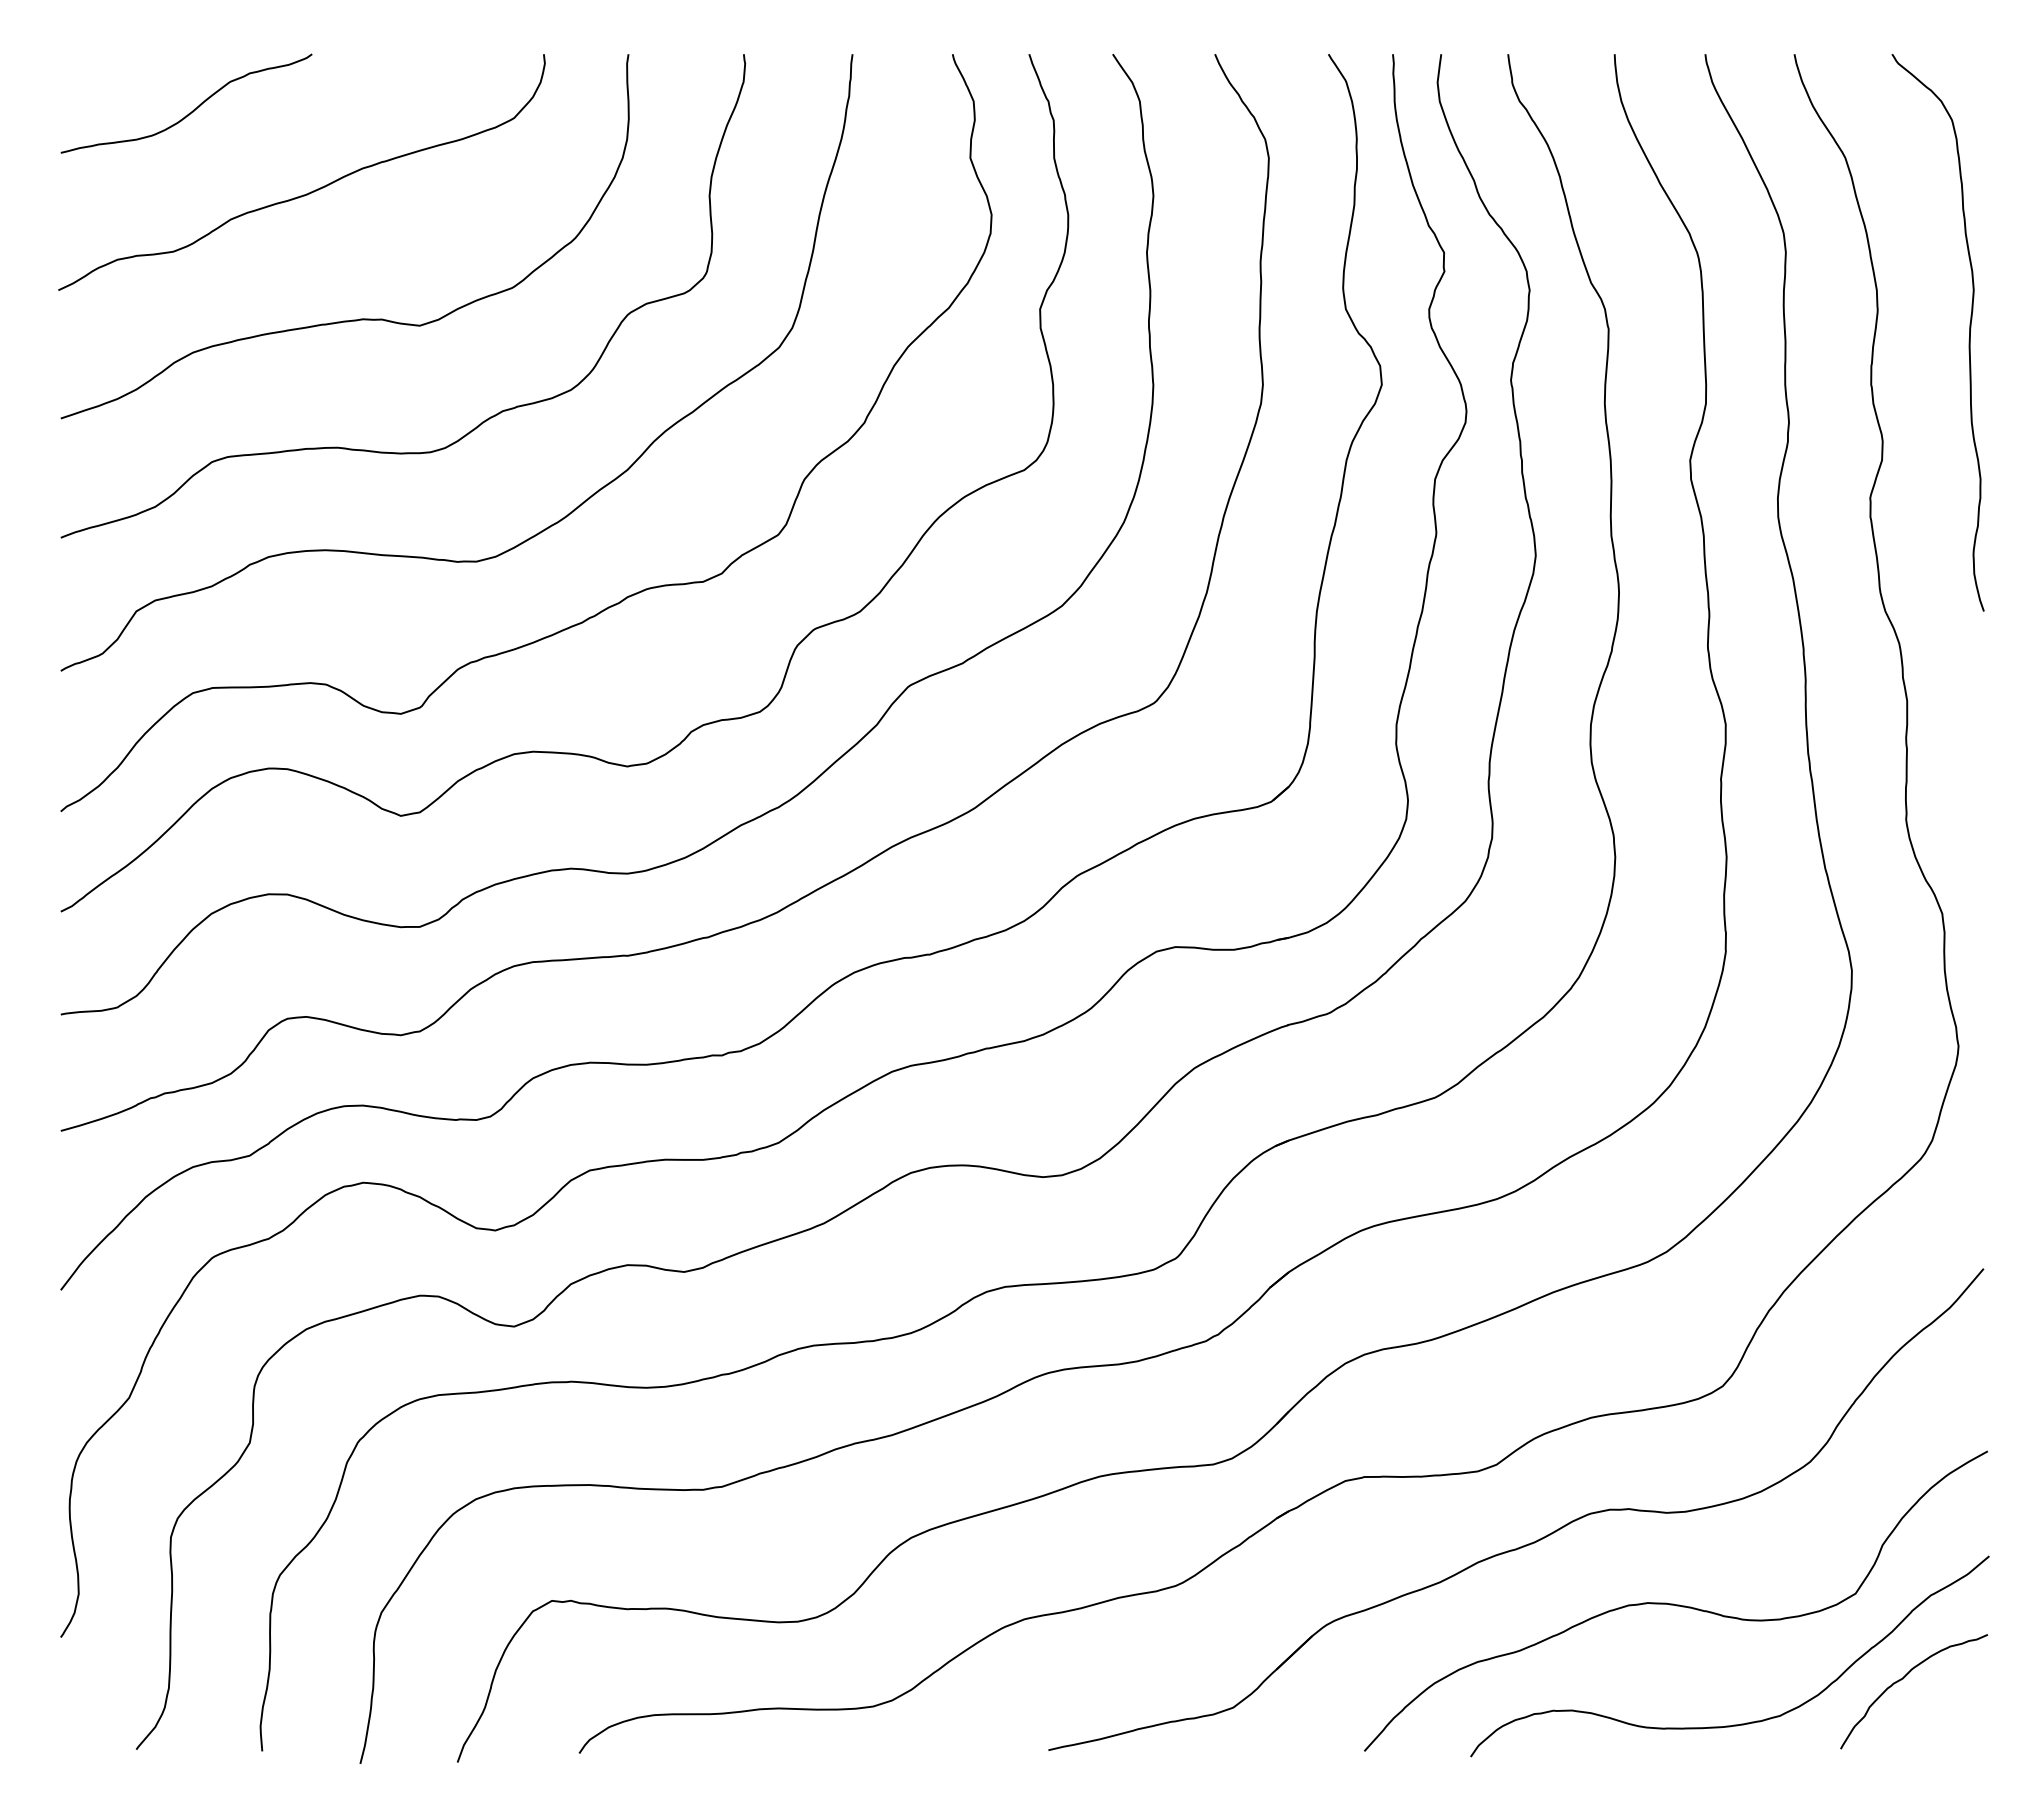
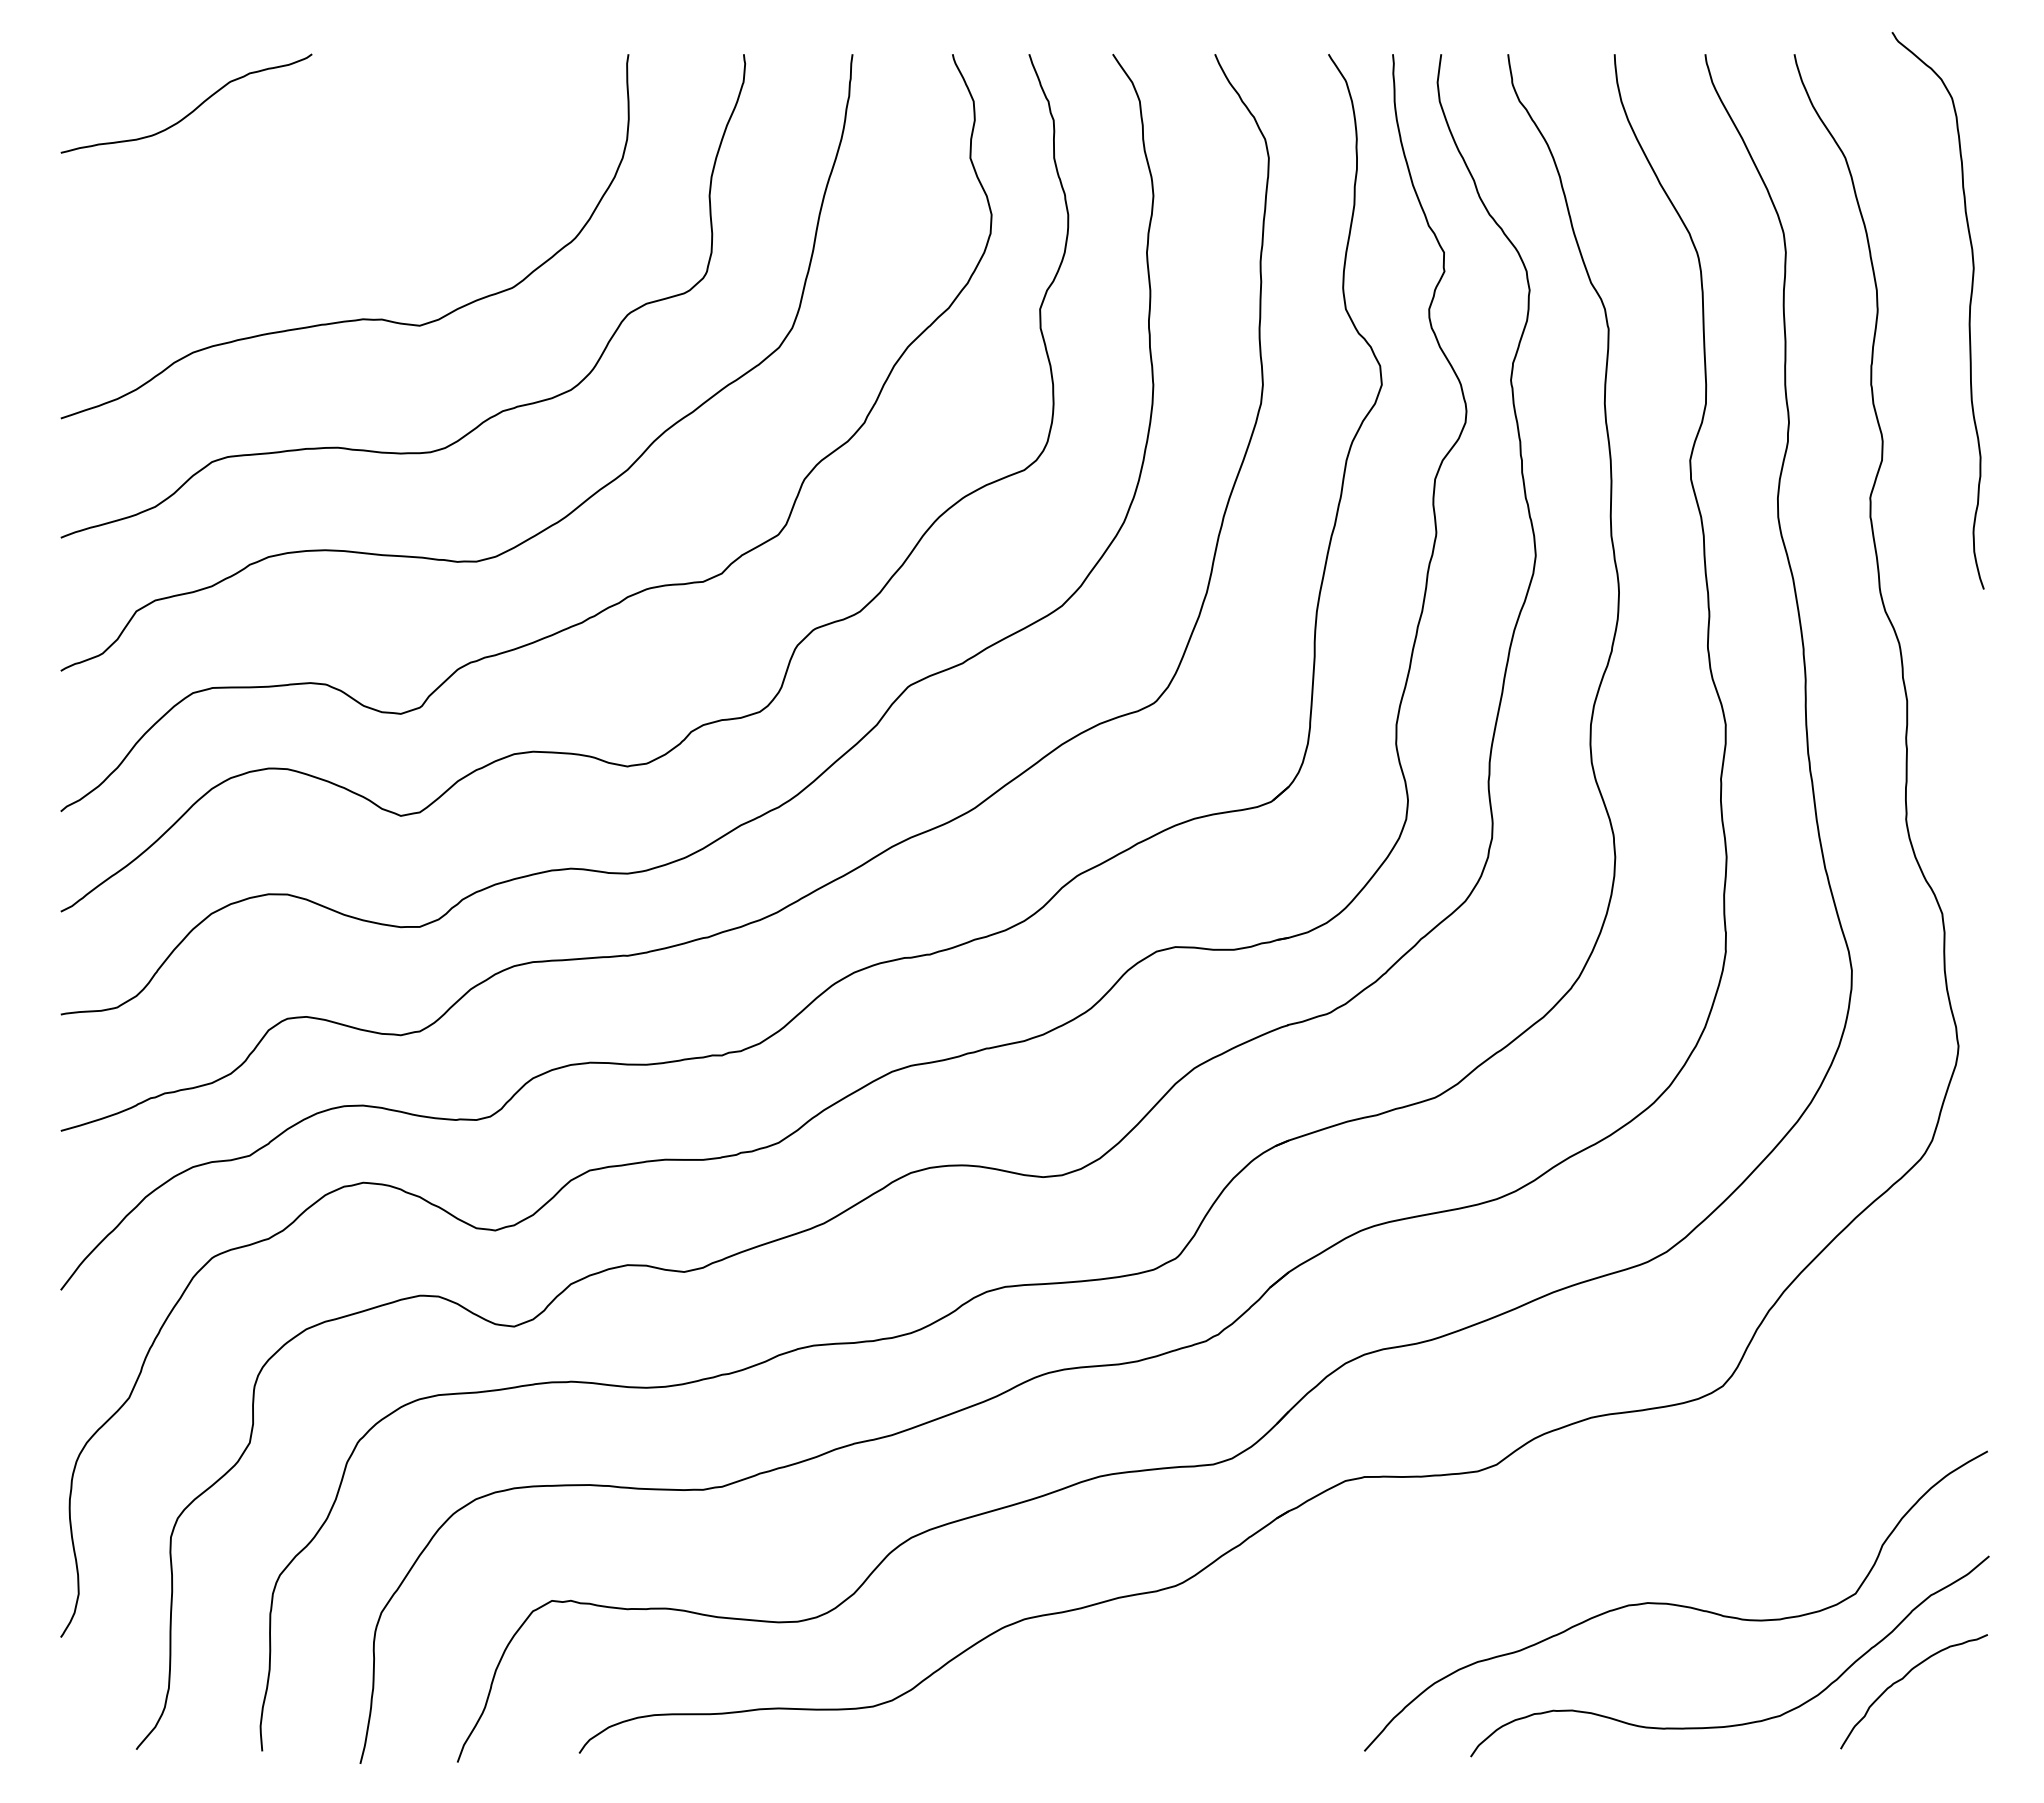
curve: present -> none (308, 192)
curve position: (1969, 332) -> (1969, 310) (1969, 310)
part: present -> none (1528, 1543)
